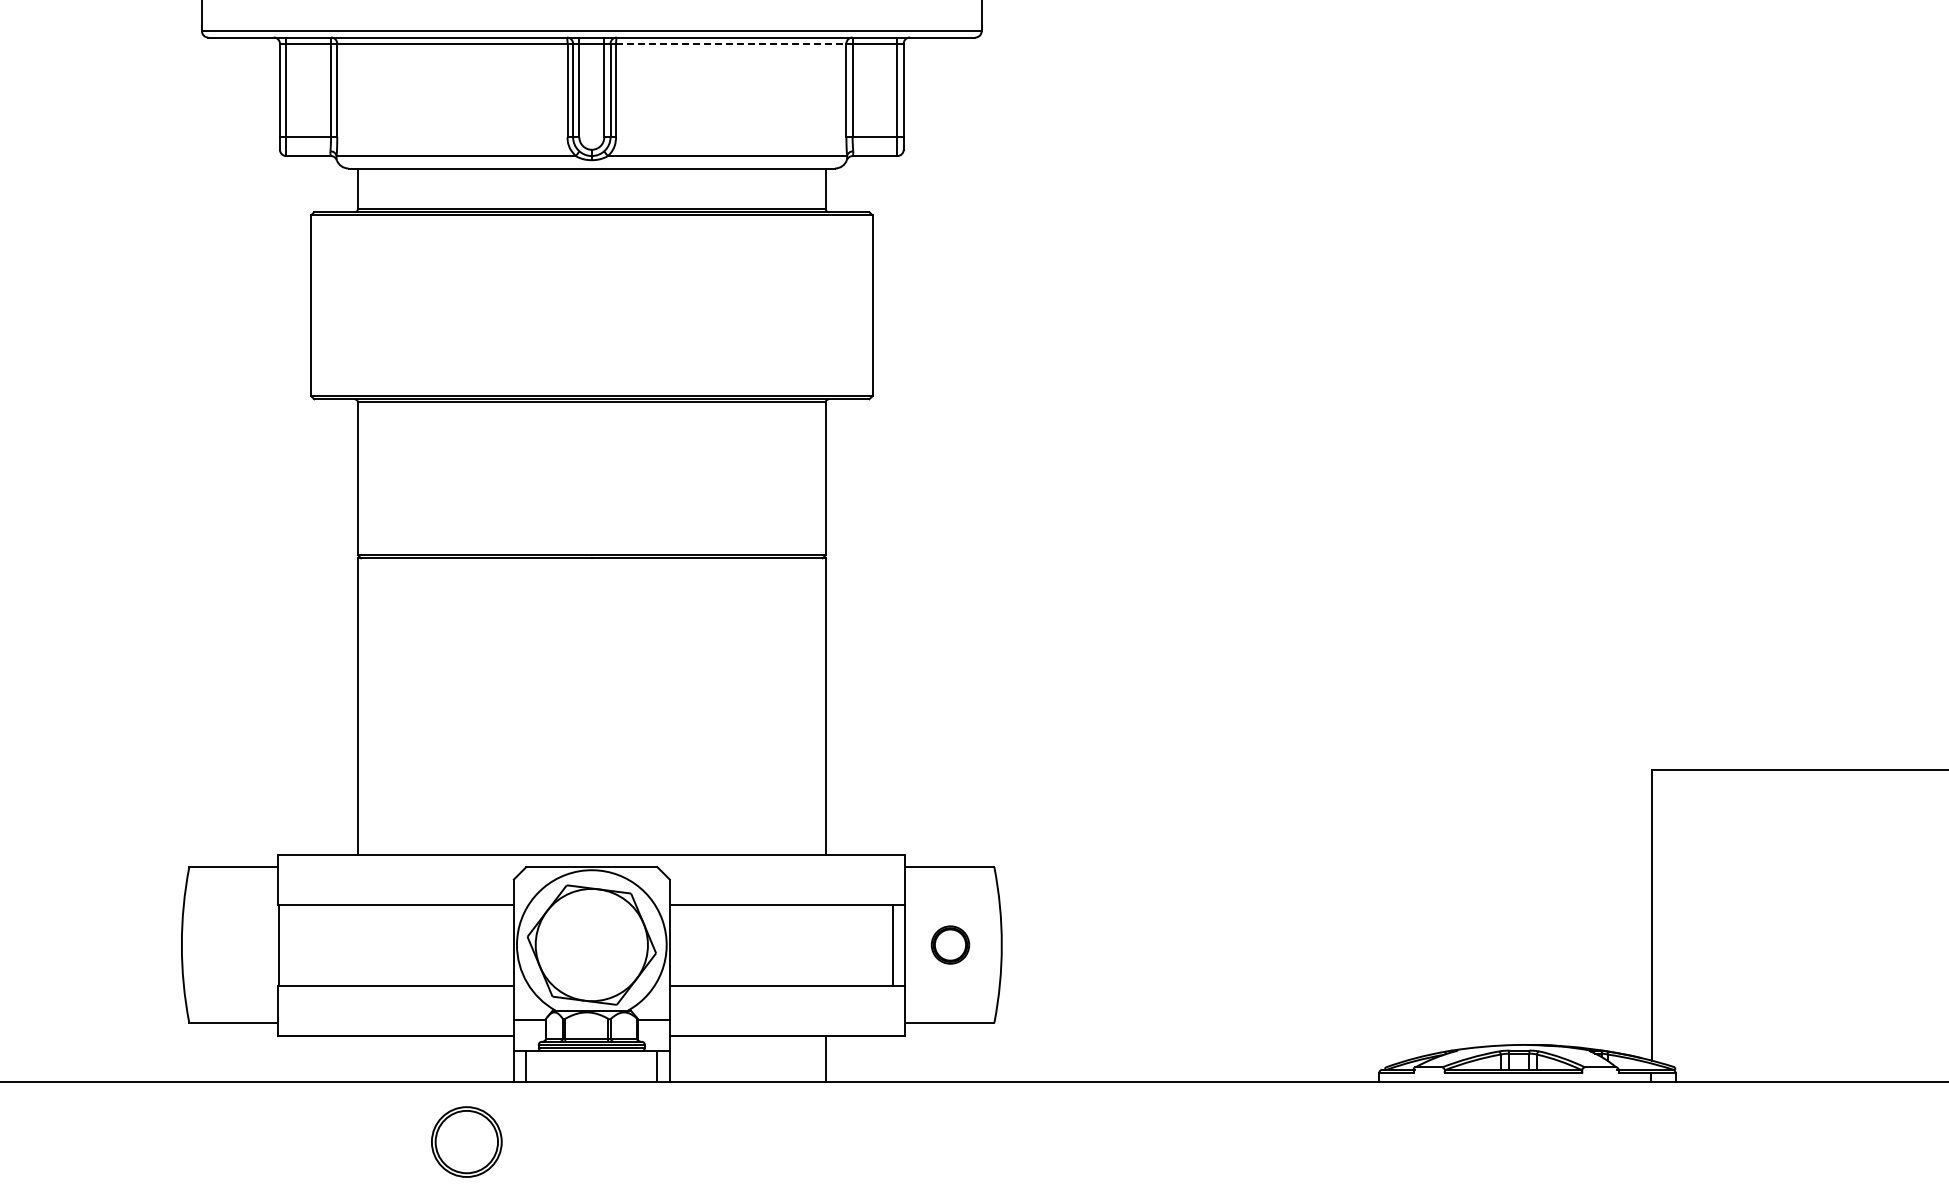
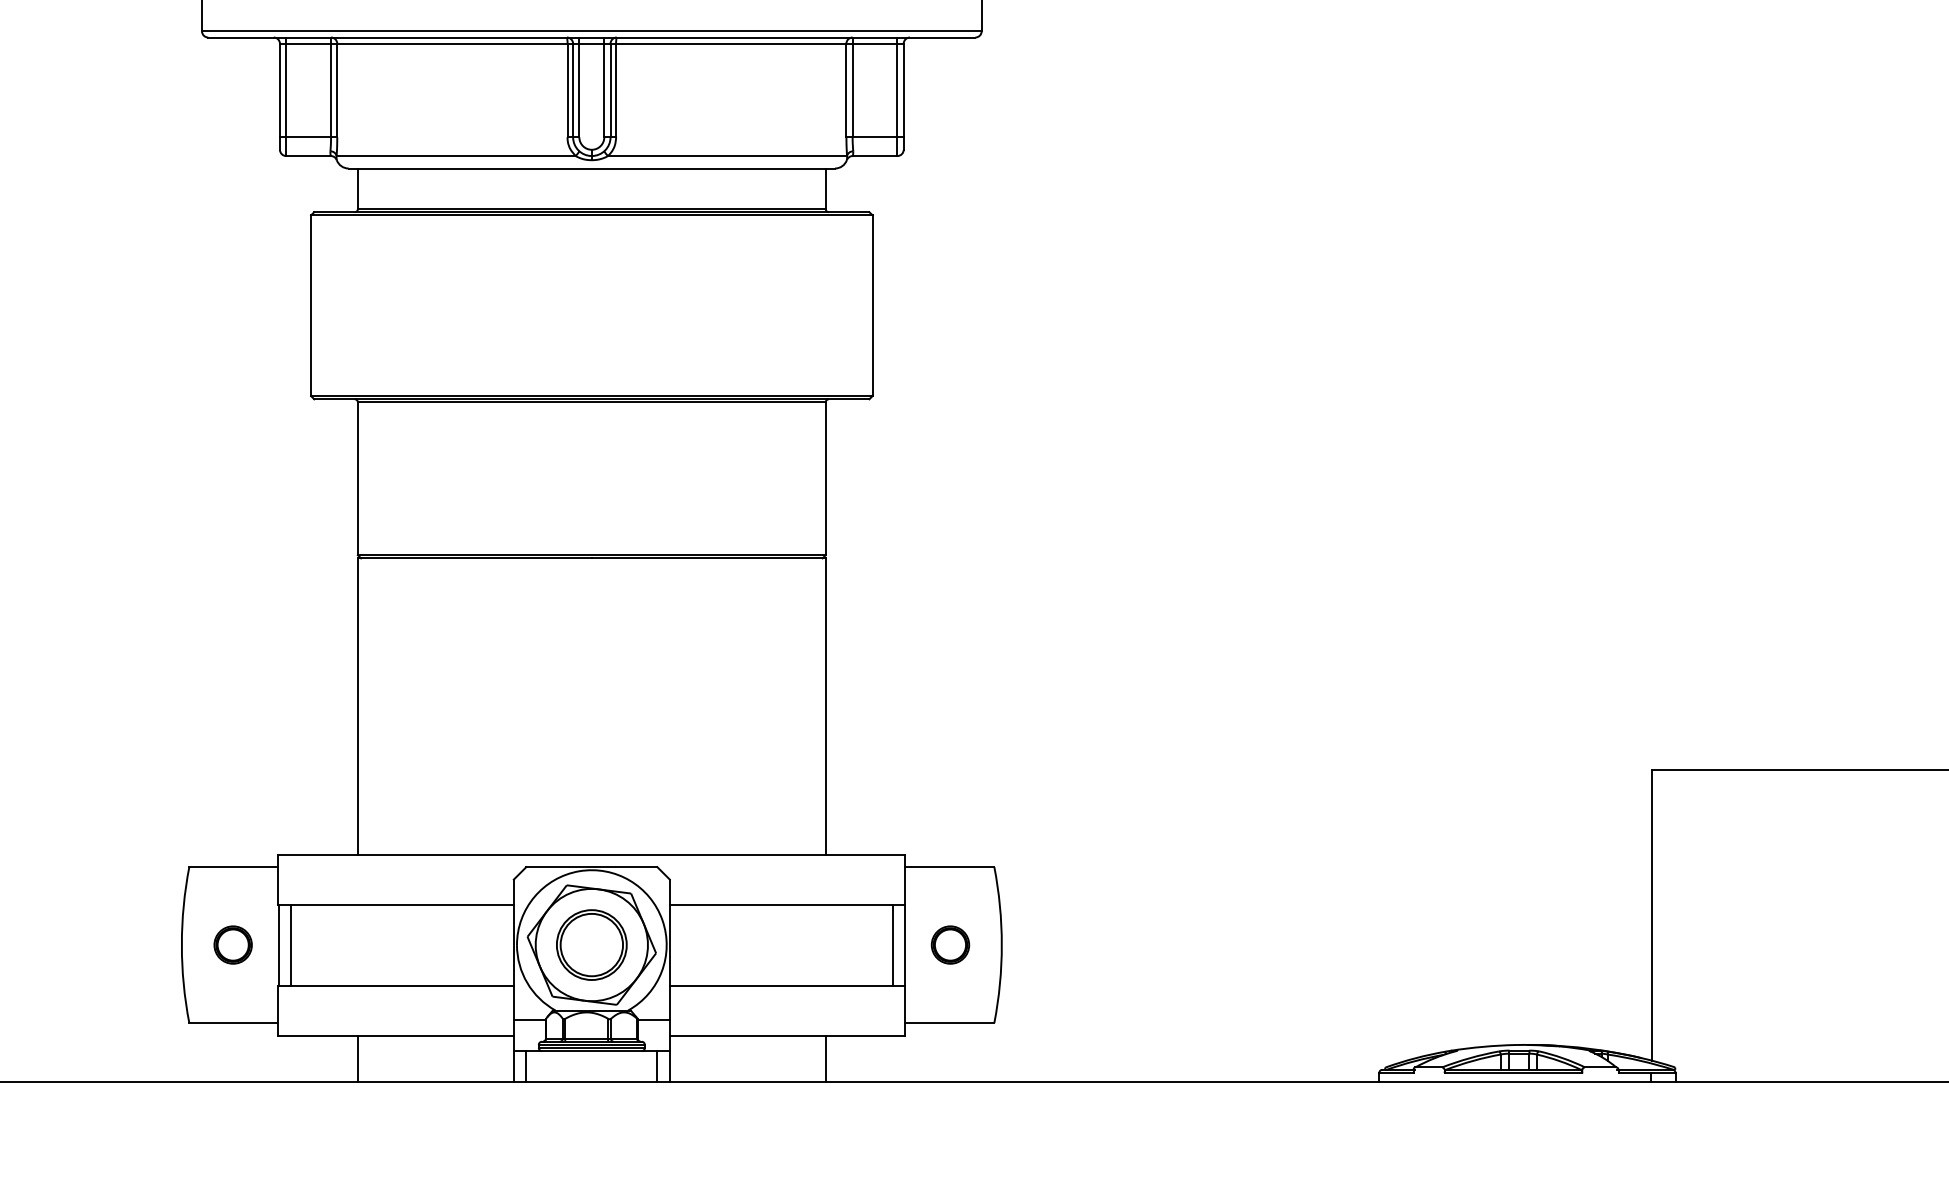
line: dashed -> solid (731, 43)
part: none -> present (232, 944)
line: none -> present (291, 944)
line: none -> present (357, 1058)
part position: (466, 1141) -> (591, 944) (591, 944)
